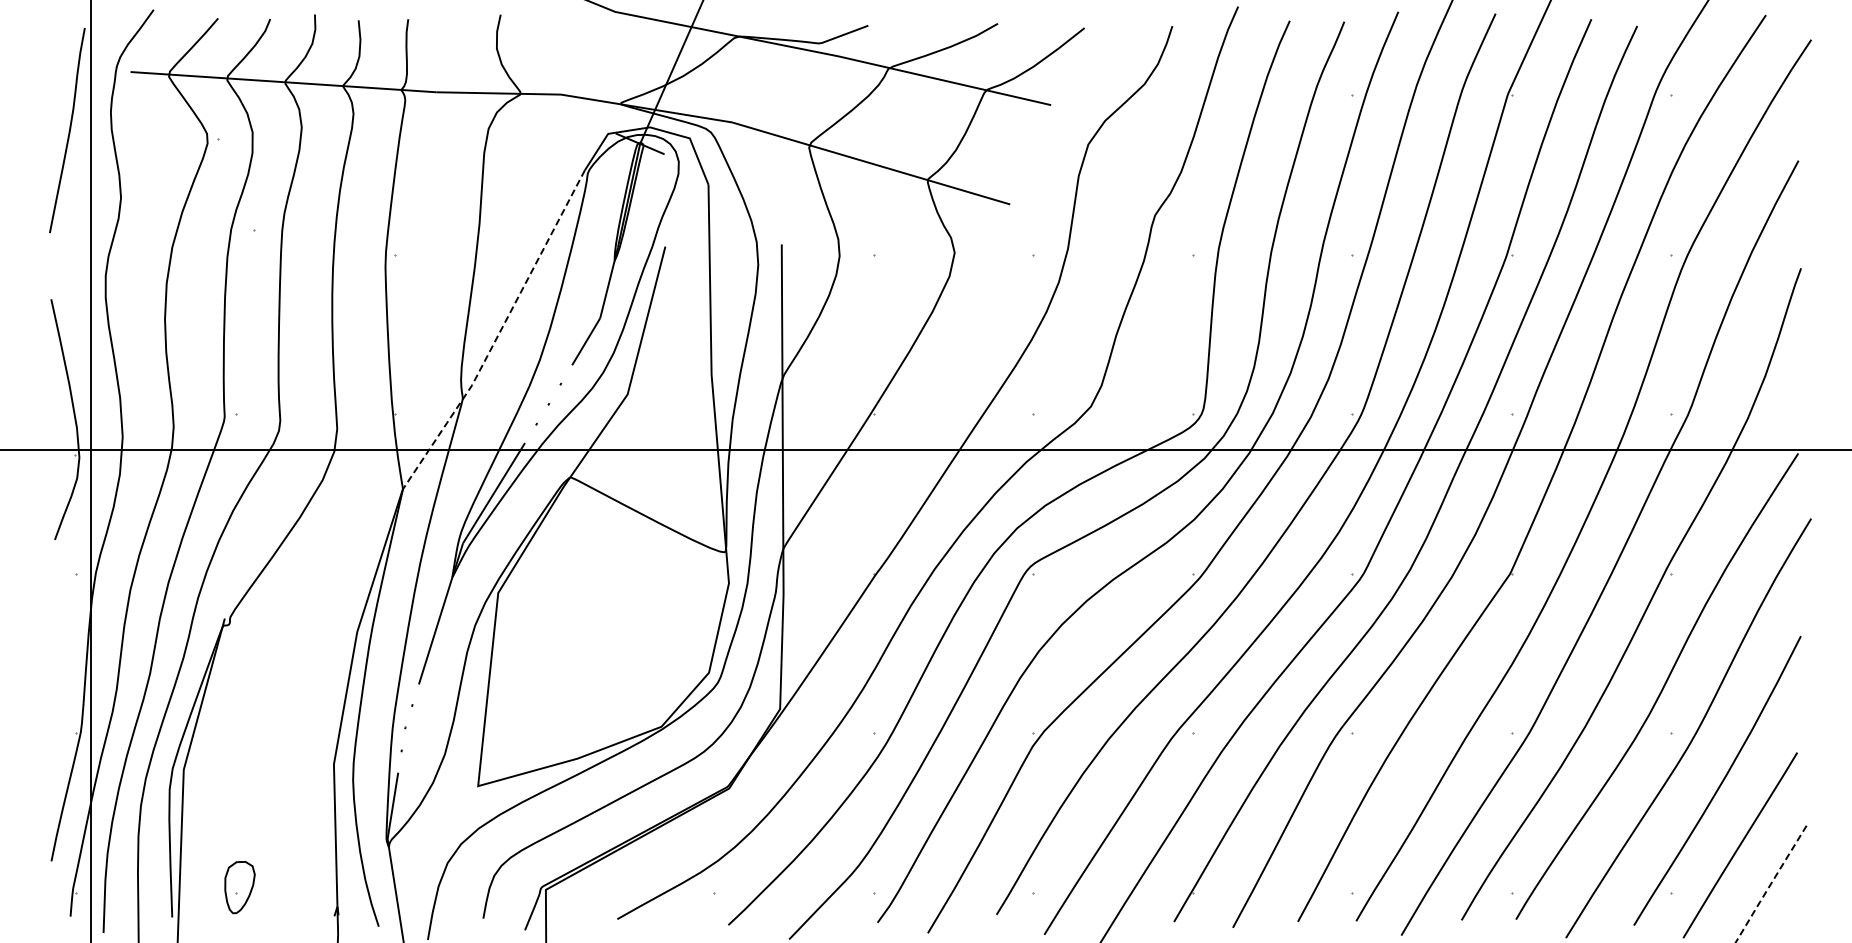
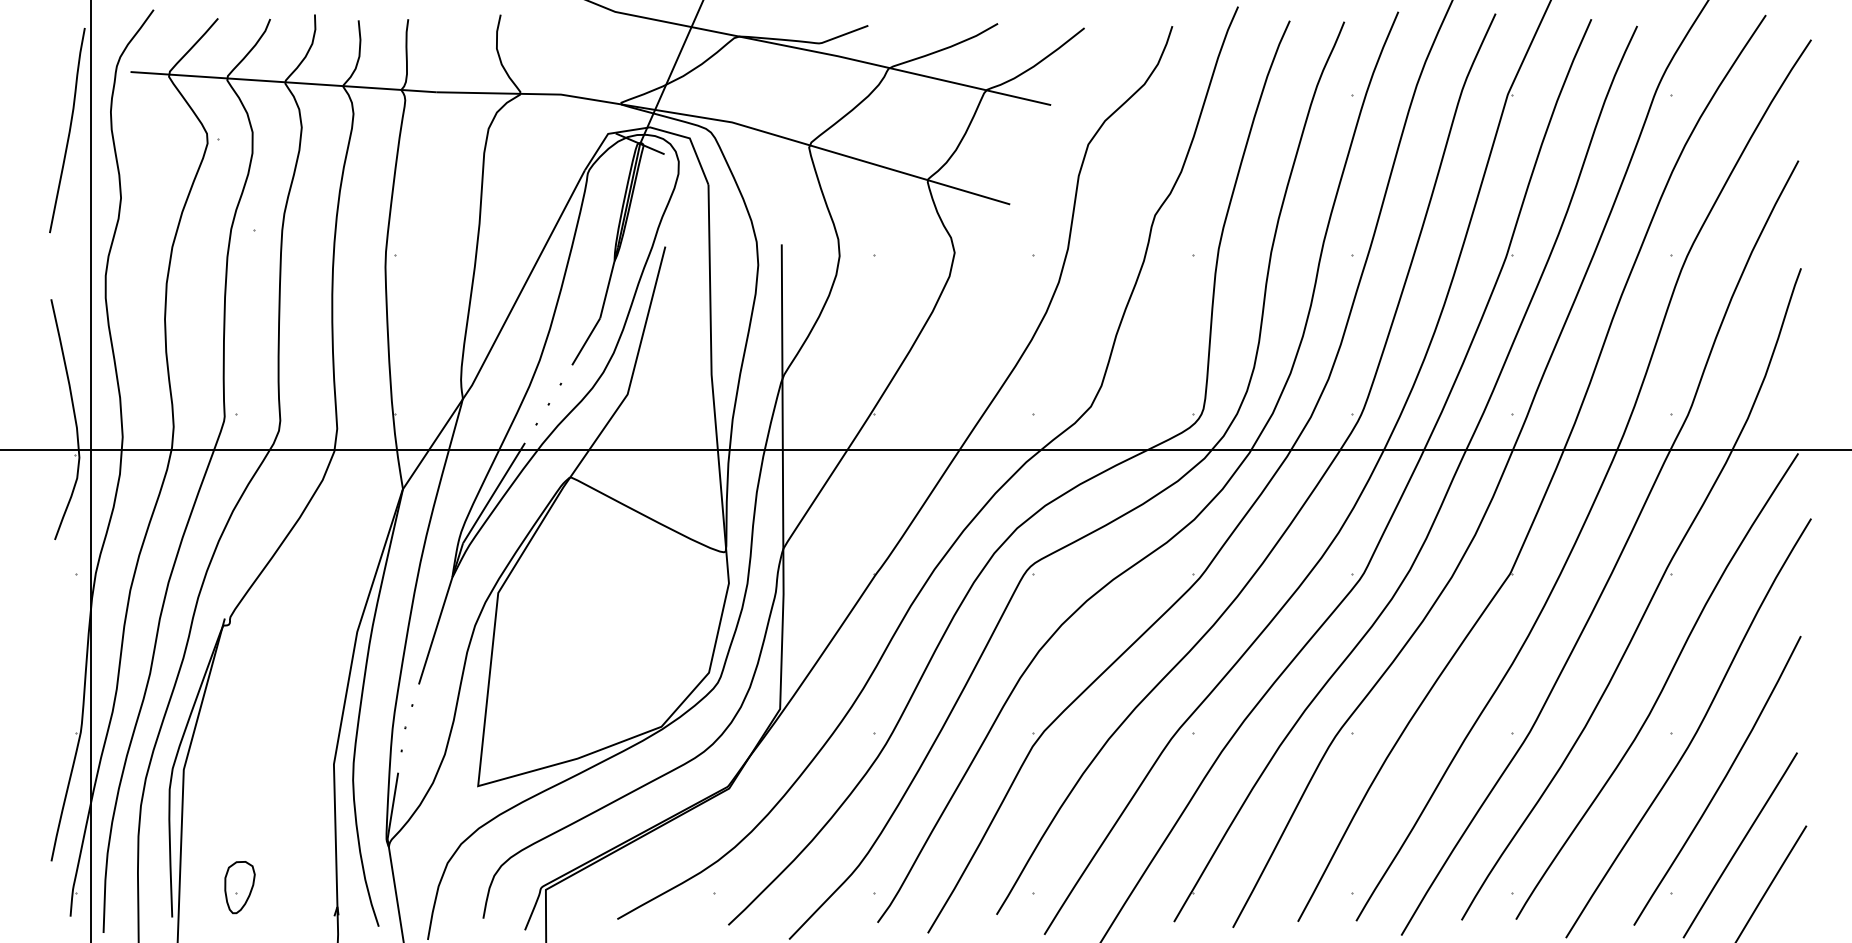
line: dashed -> solid (498, 334)
line: dashed -> solid (1770, 884)
